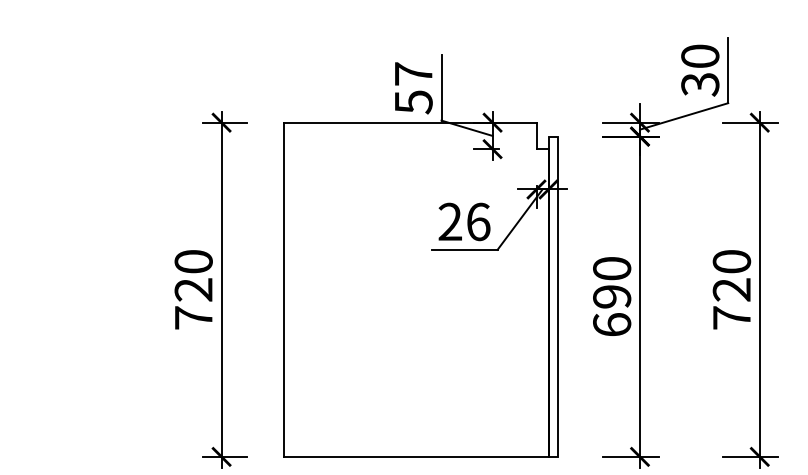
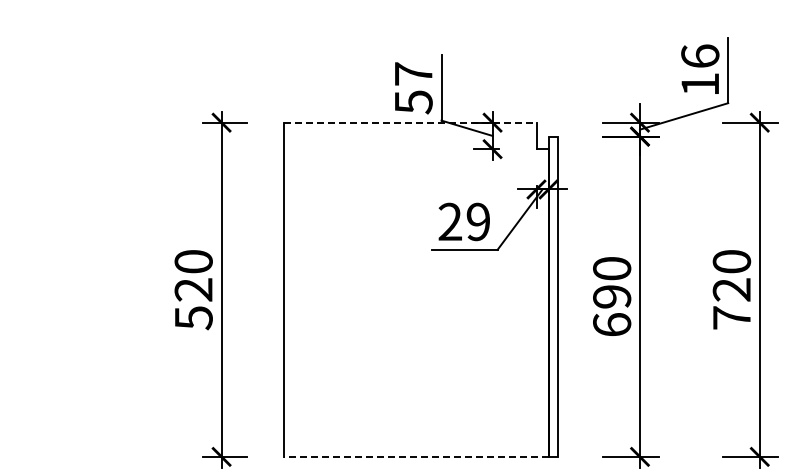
text: 30 -> 16 (700, 70)
line: solid -> dashed (410, 122)
text: 26 -> 29 (478, 221)
text: 720 -> 520 (193, 318)
line: solid -> dashed (415, 456)
